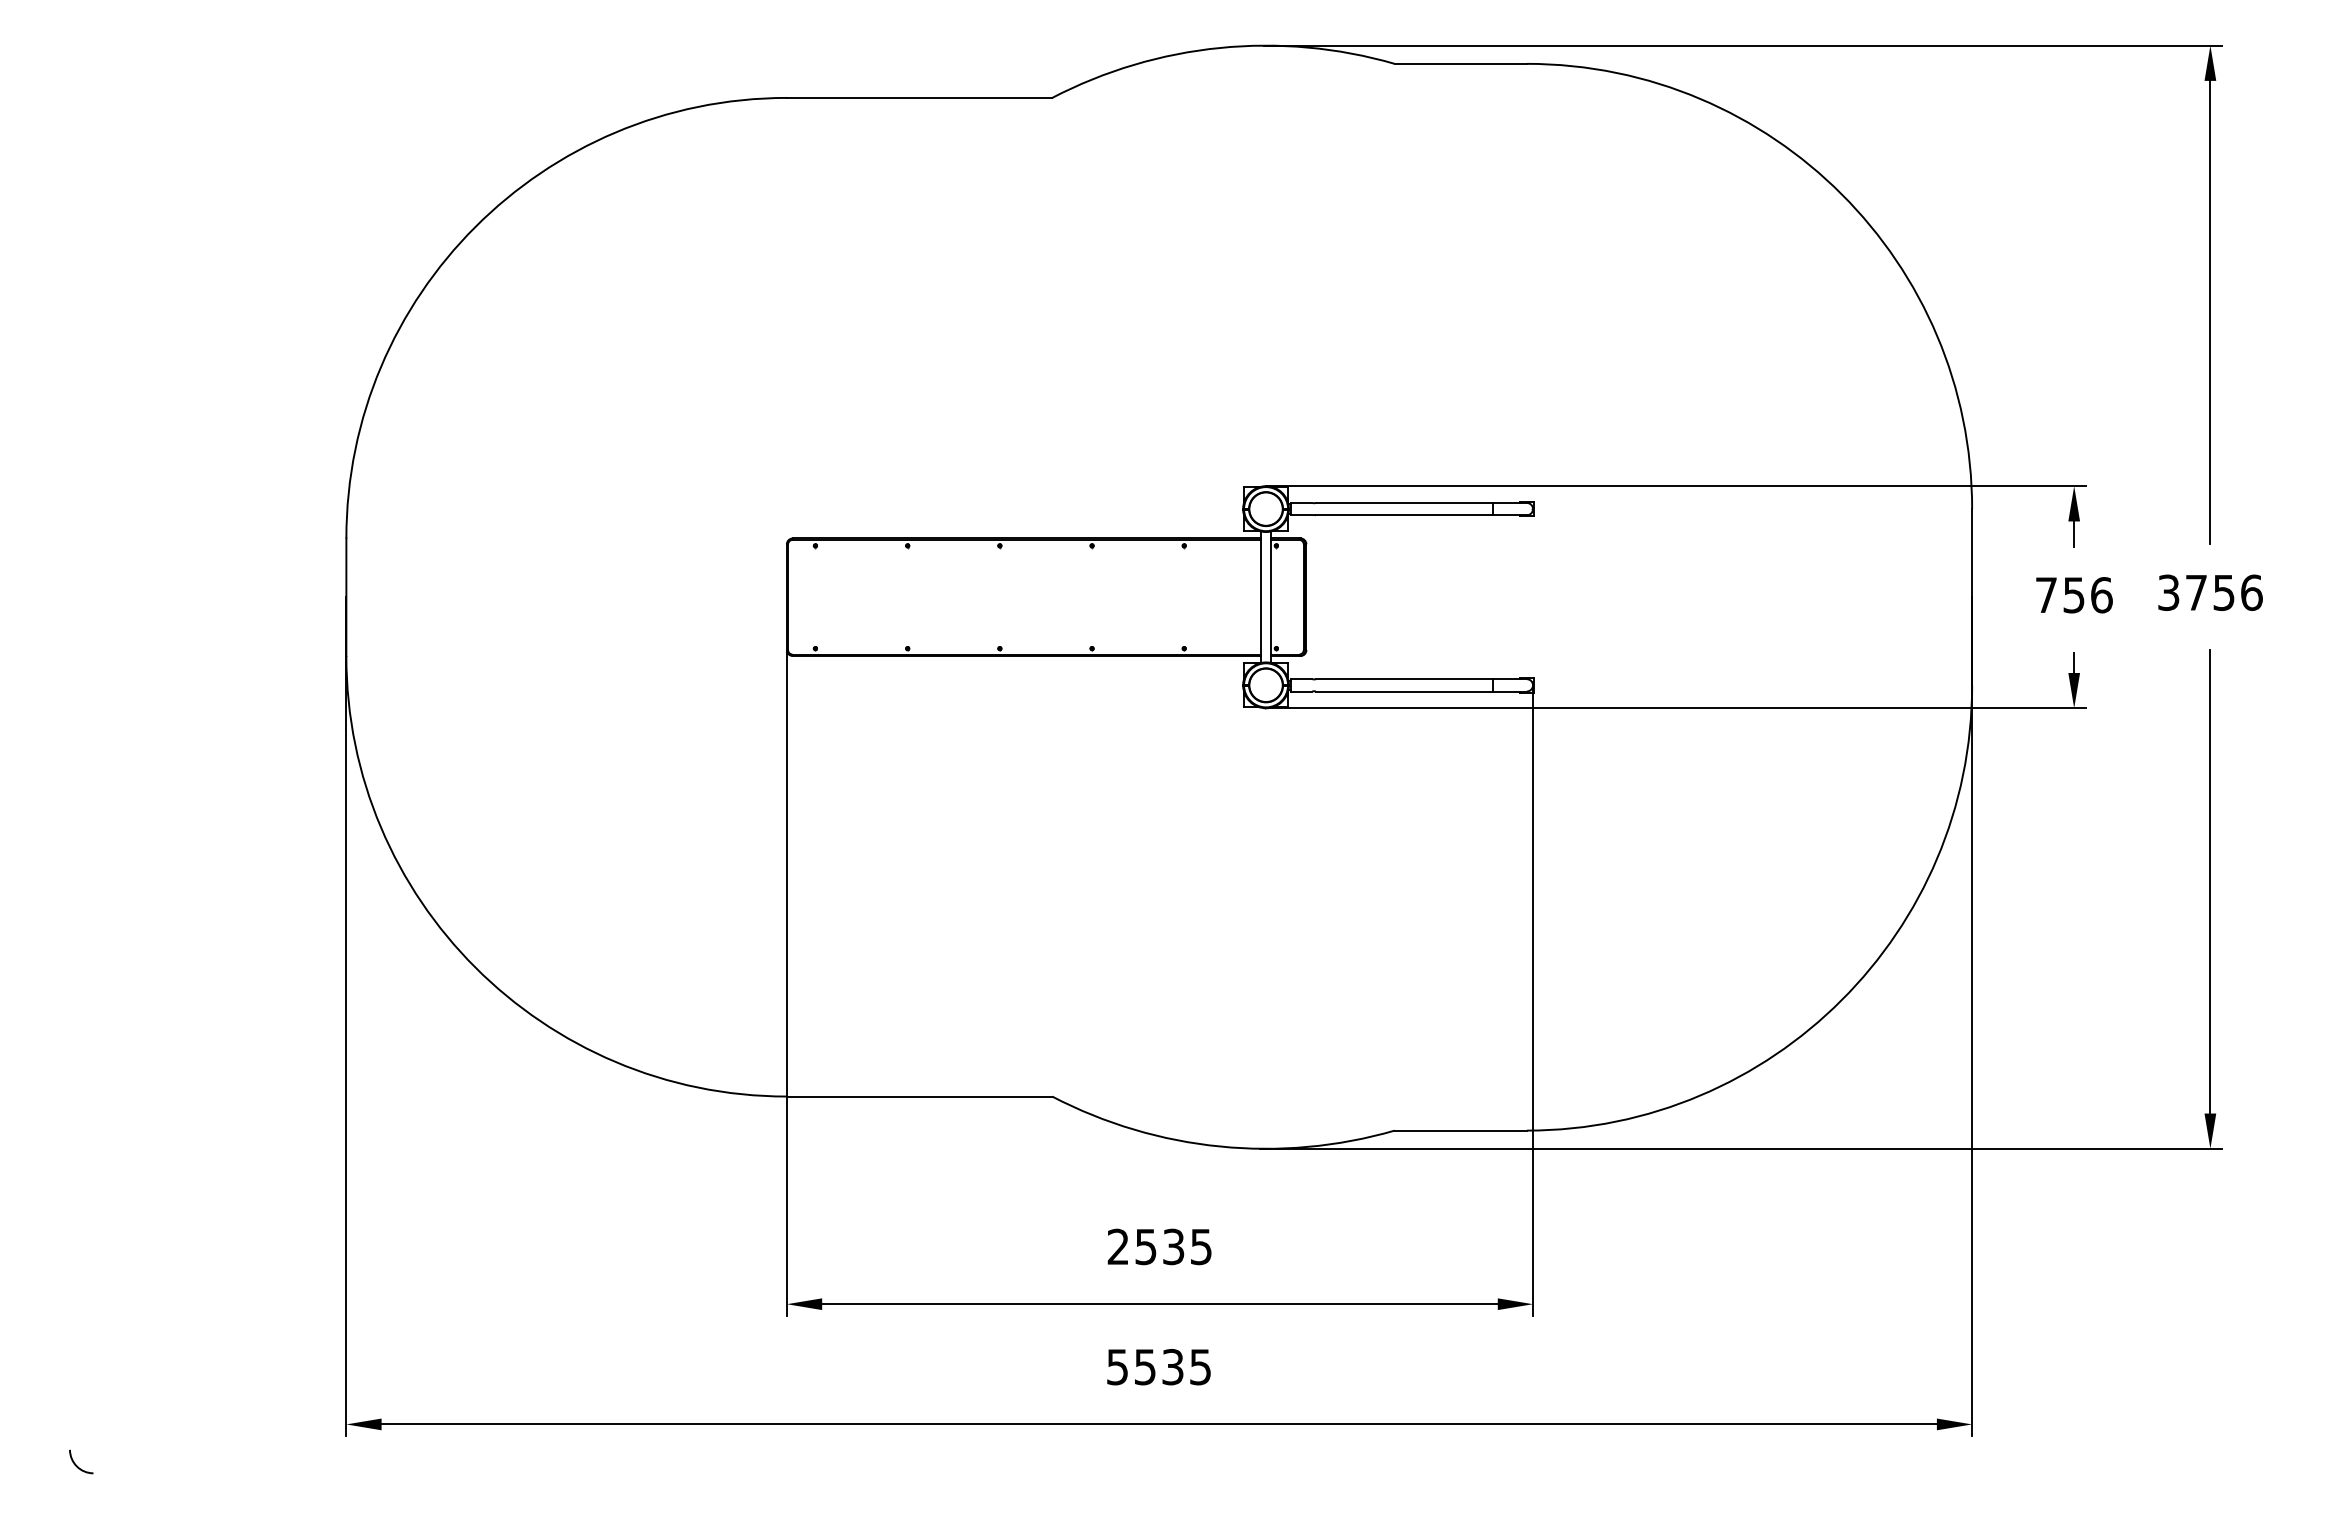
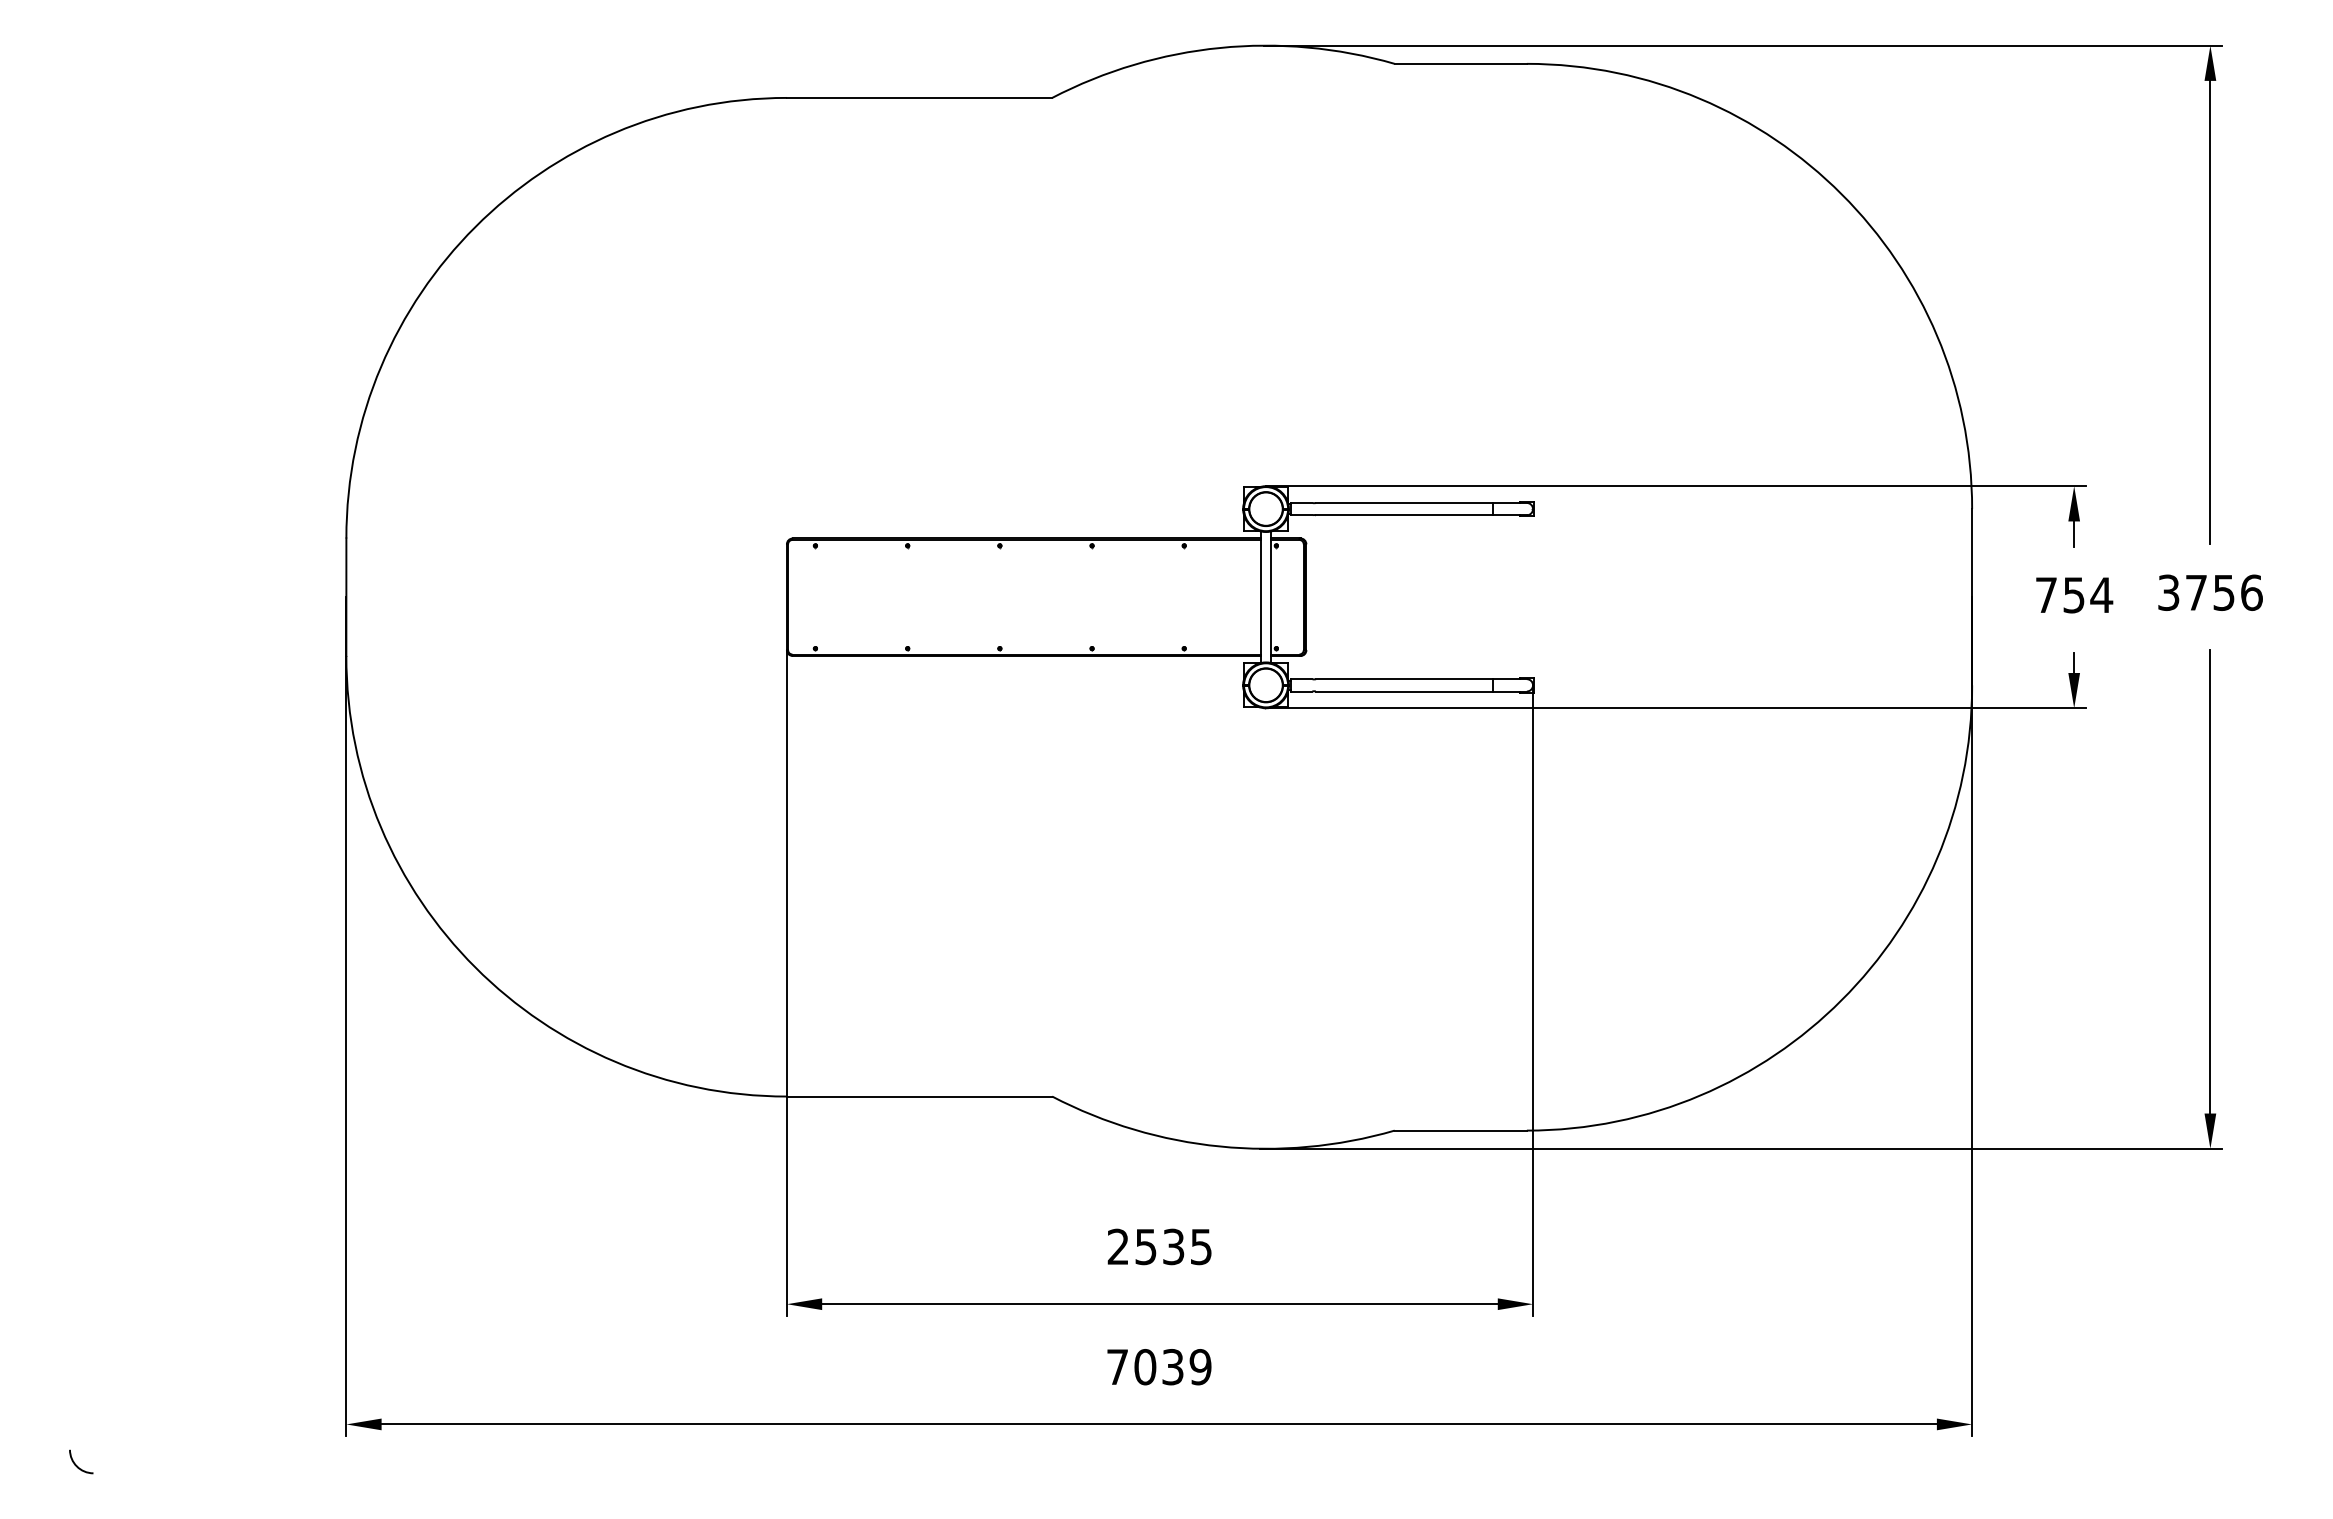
text: 756 -> 754 (2101, 595)
text: 5535 -> 7039 (1159, 1367)
